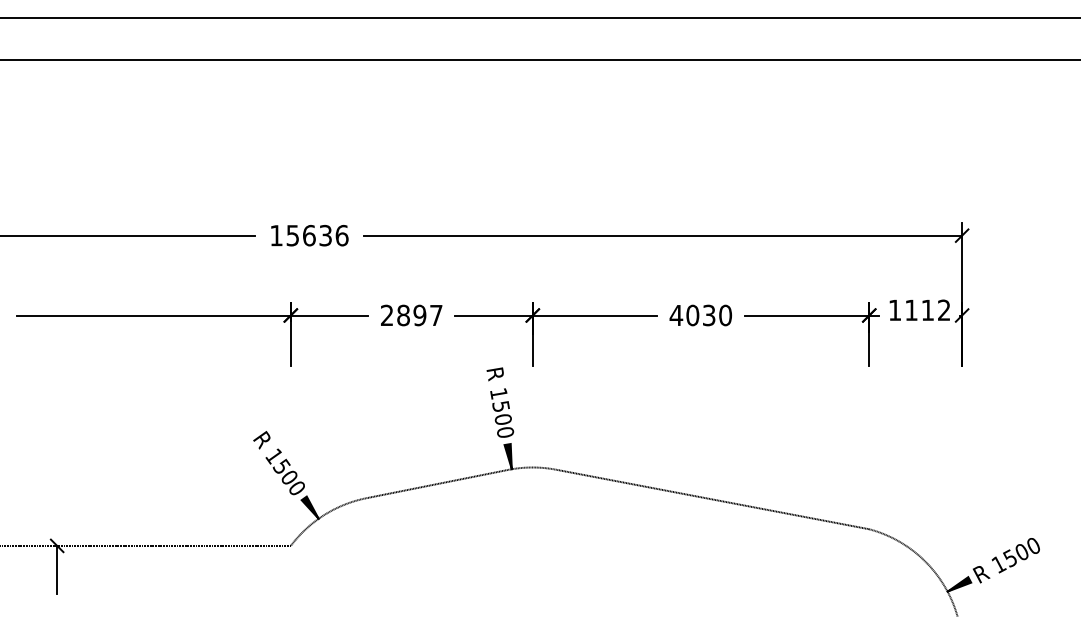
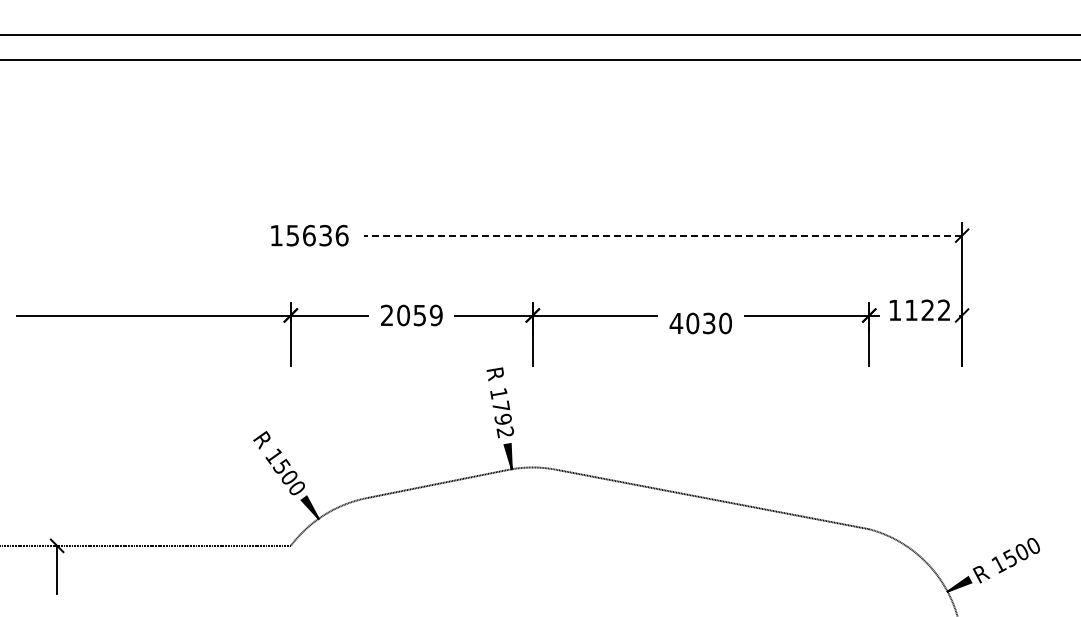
line position: (539, 18) -> (539, 35) (539, 35)
line: present -> none (128, 235)
line: solid -> dashed (662, 235)
text: 1112 -> 1122 (927, 309)
text: 2897 -> 2059 (419, 315)
text position: (700, 315) -> (700, 323) (700, 323)
text: 1500 -> 1792 (503, 419)
